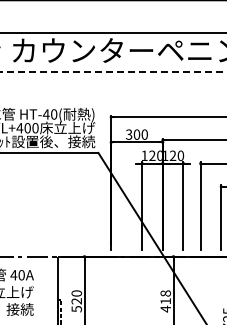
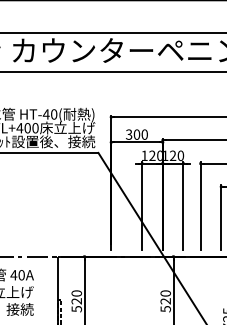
line: dashed -> solid (113, 72)
text: 418 -> 520 (165, 301)
